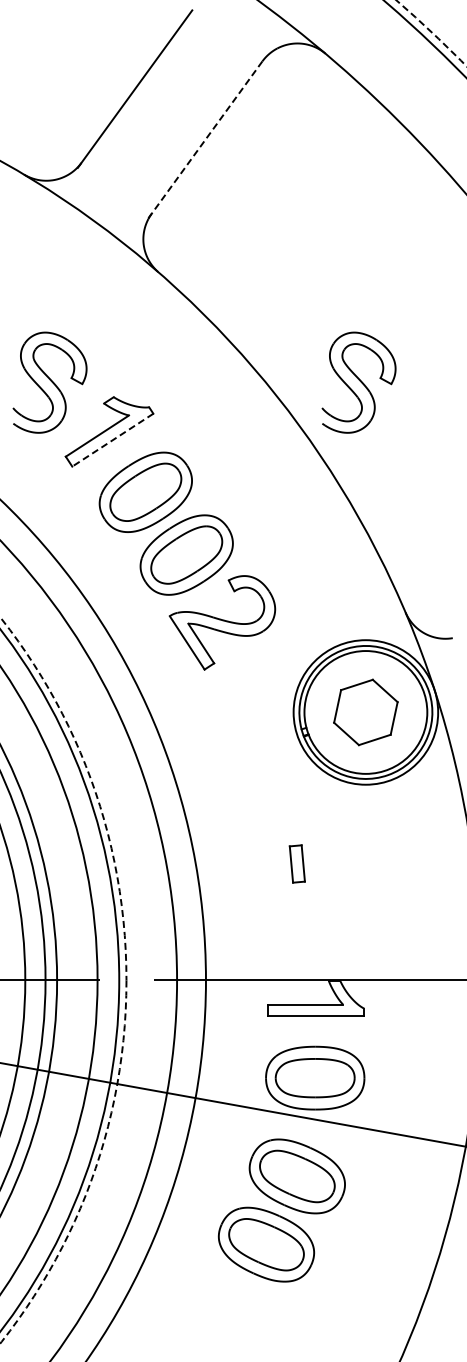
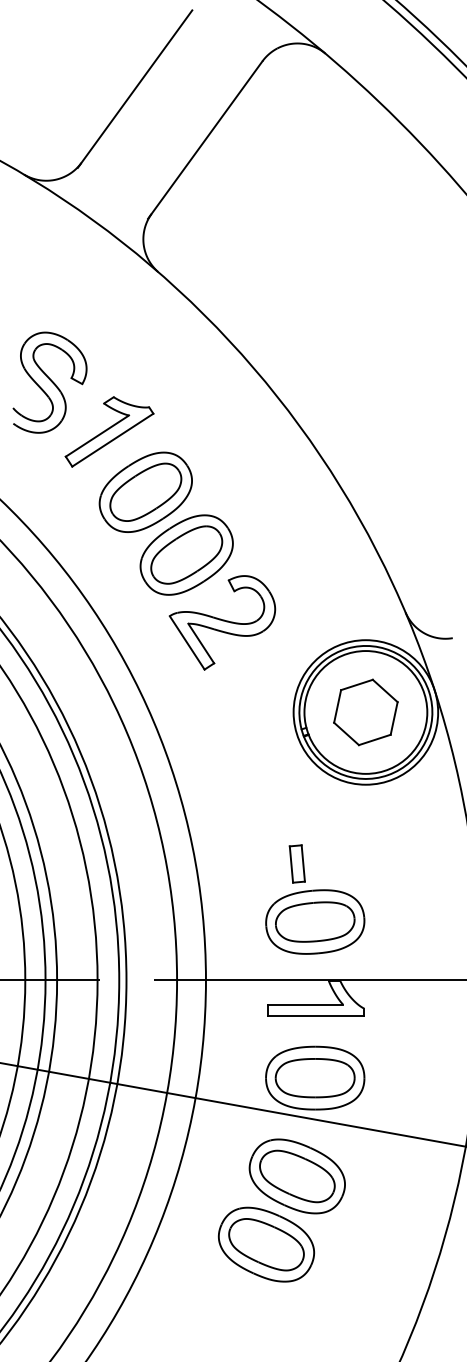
circle: dashed -> solid (431, 33)
line: dashed -> solid (204, 140)
part: present -> none (358, 382)
line: dashed -> solid (112, 440)
part: none -> present (315, 921)
circle: dashed -> solid (63, 980)
